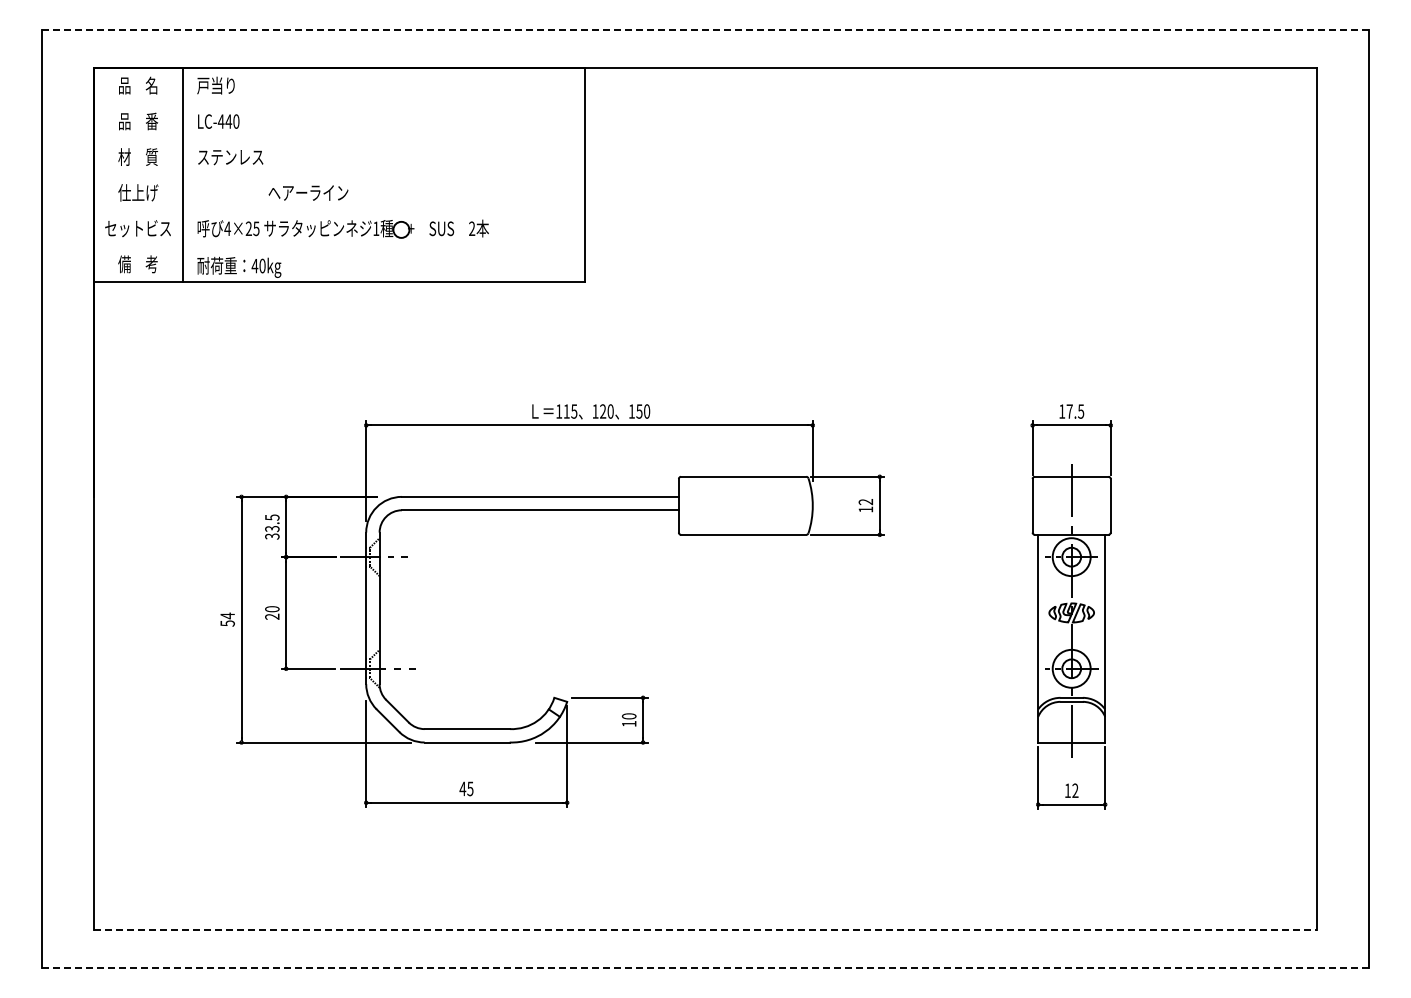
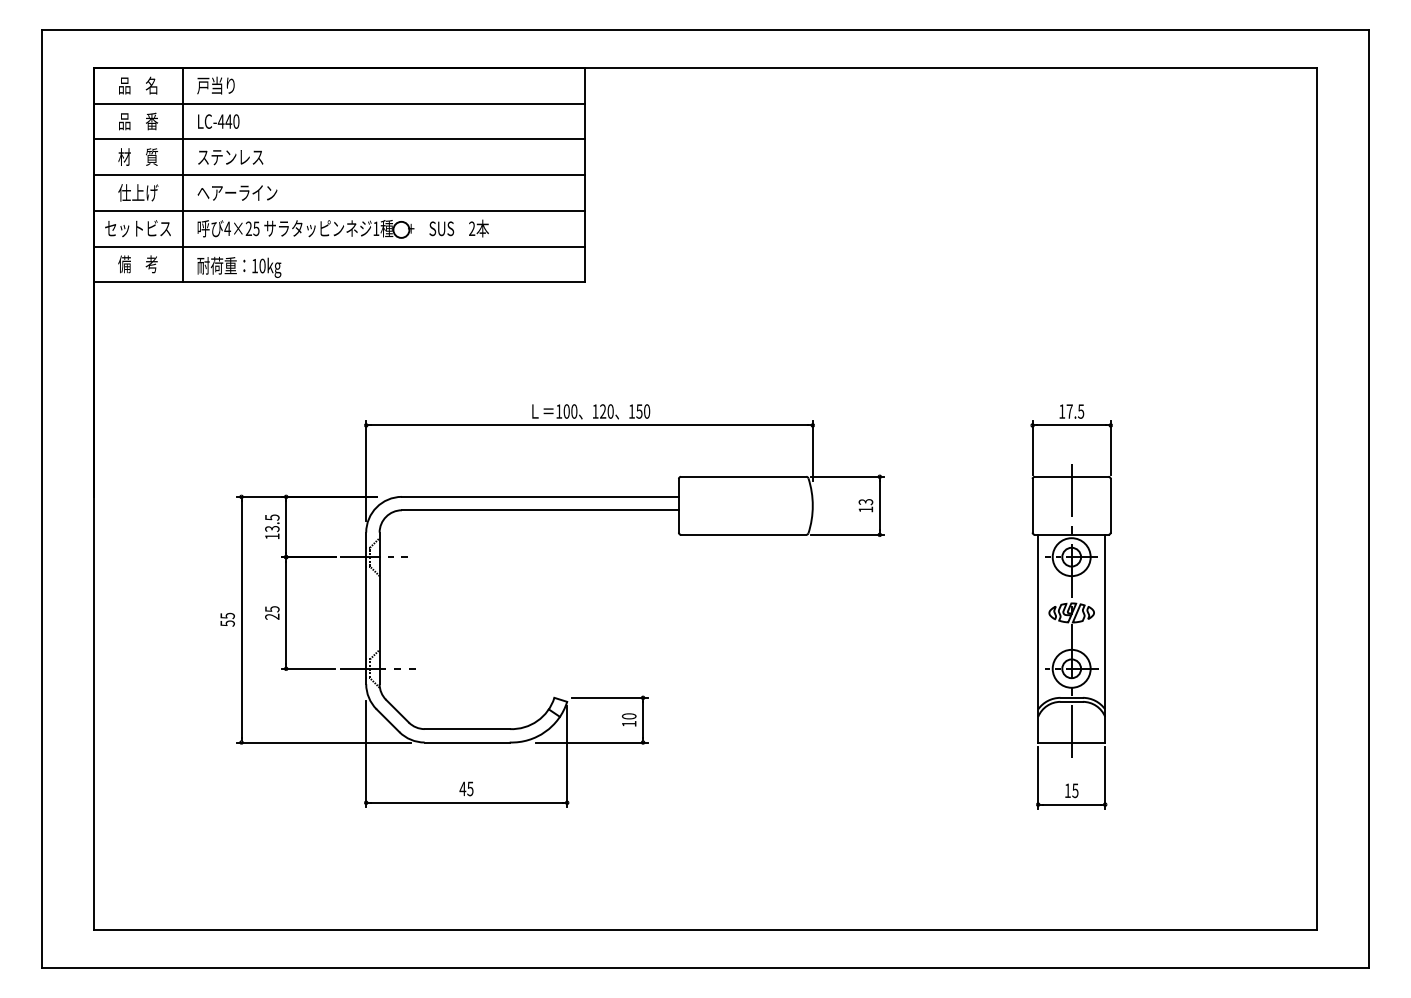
line: dashed -> solid (705, 30)
line: none -> present (338, 103)
line: none -> present (338, 139)
line: none -> present (338, 175)
text position: (308, 192) -> (237, 192) (237, 192)
line: none -> present (338, 210)
line: none -> present (338, 246)
text: 40kg -> 10kg (254, 266)
text: 115 -> 100 (570, 411)
text: 12 -> 13 (866, 502)
text: 33.5 -> 13.5 (272, 536)
text: 20 -> 25 (272, 609)
text: 54 -> 55 (227, 615)
text: 12 -> 15 (1075, 790)
line: dashed -> solid (705, 929)
line: dashed -> solid (705, 967)
